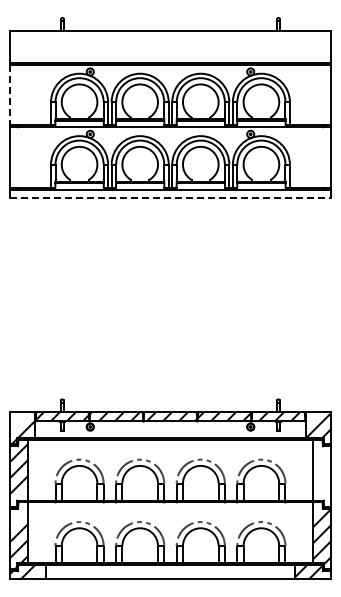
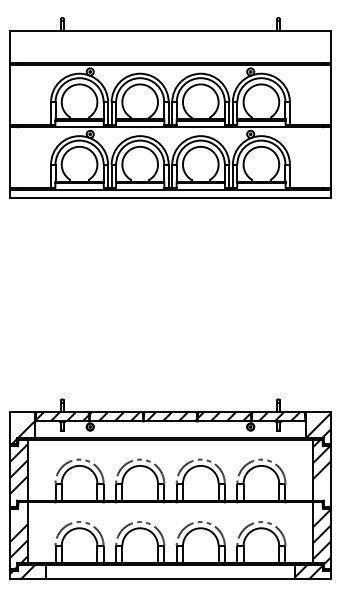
line: dashed -> solid (10, 95)
line: dashed -> solid (170, 197)
hatch: none -> present (321, 459)
